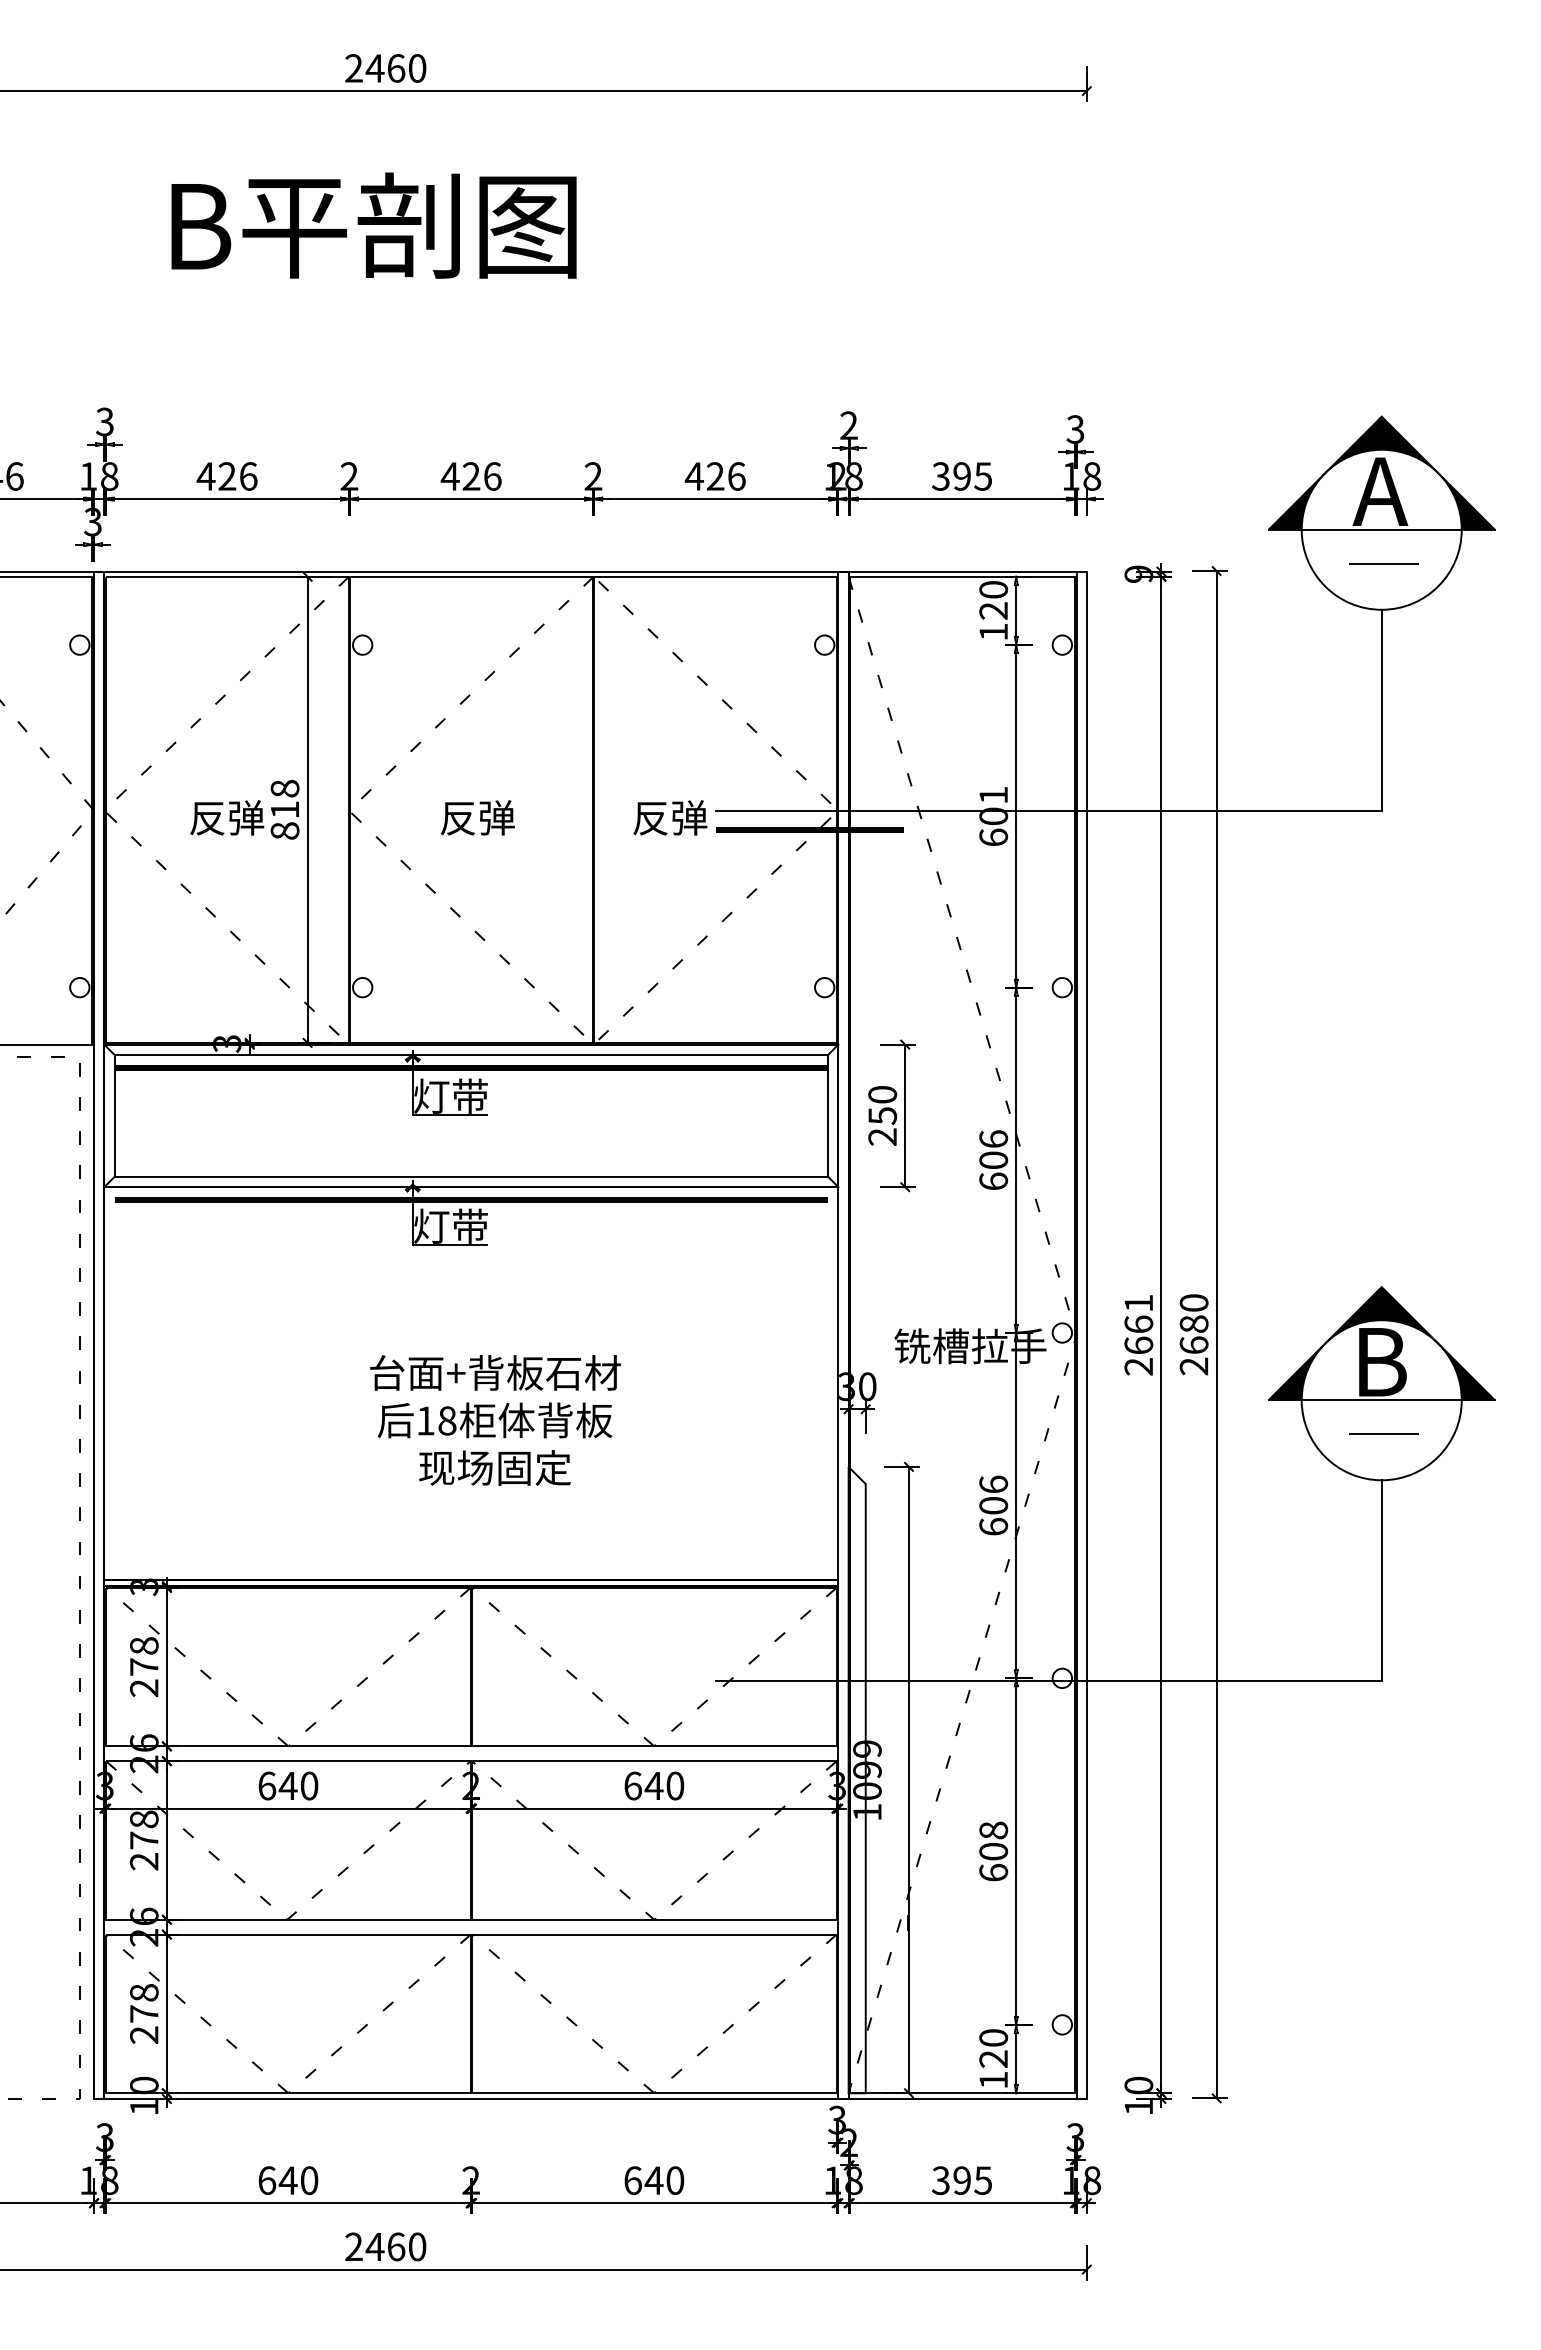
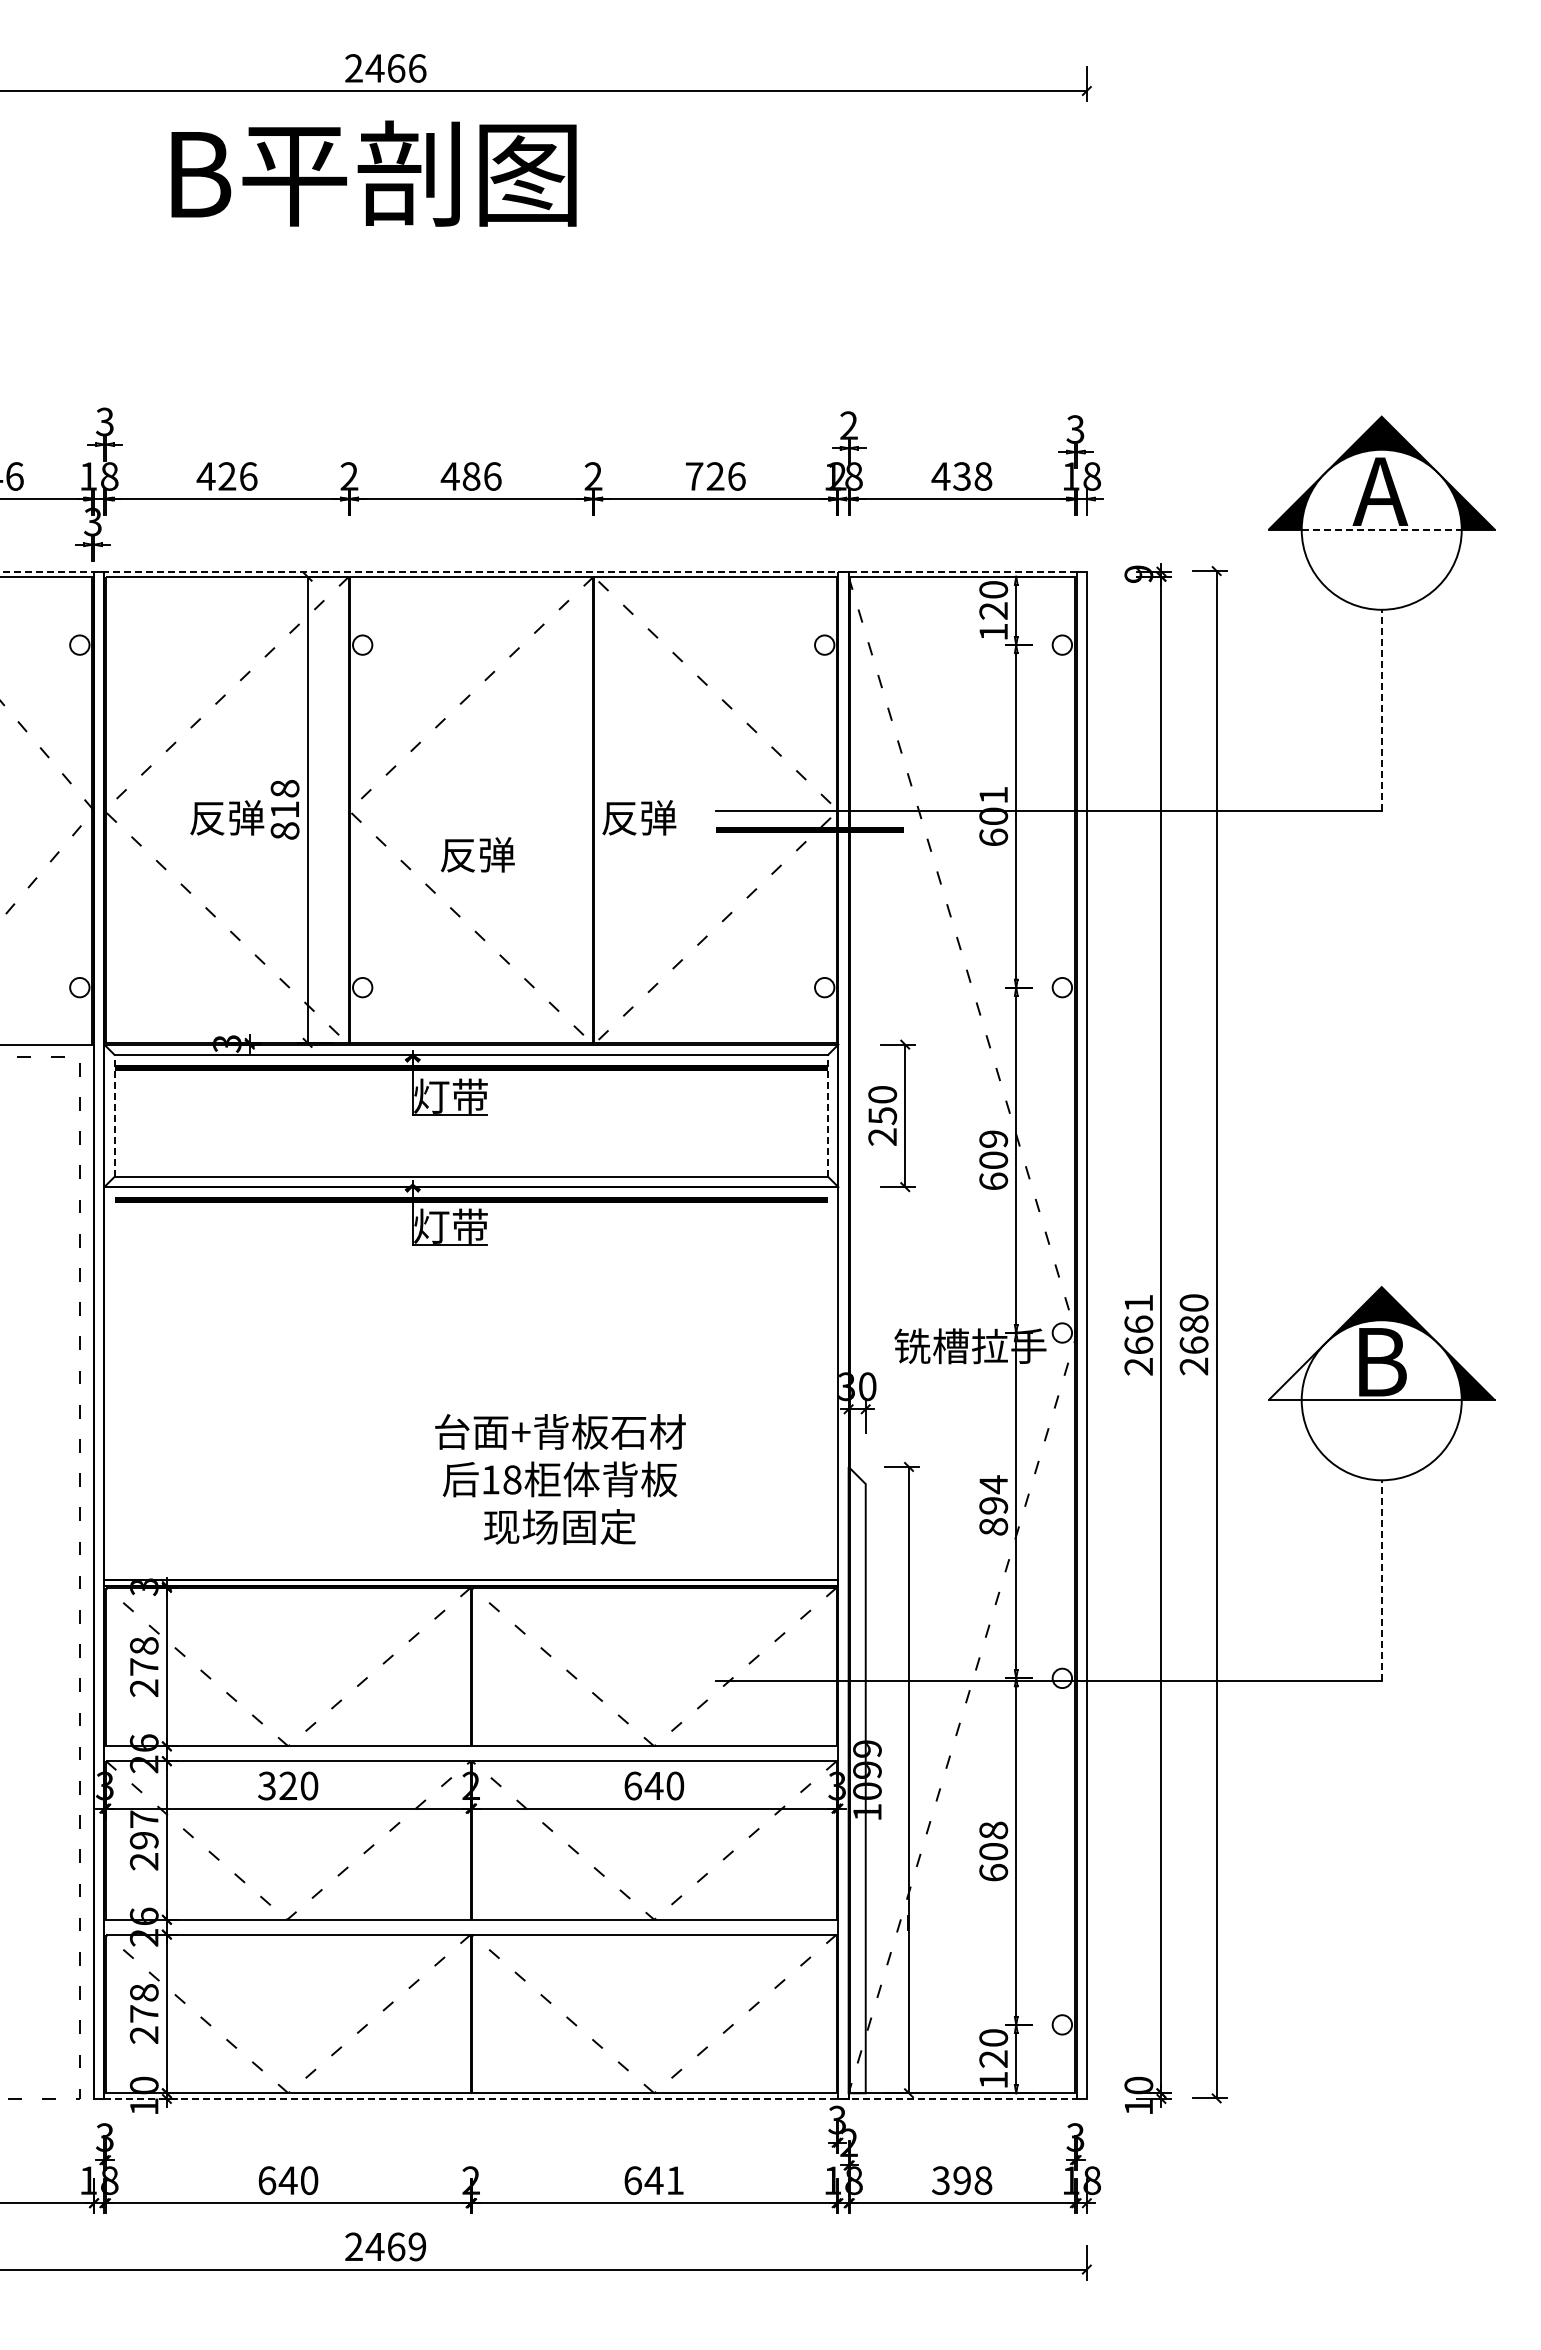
text: 2460 -> 2466 (417, 68)
text position: (373, 225) -> (373, 173) (373, 173)
text: 426 -> 486 (471, 476)
text: 426 -> 726 (693, 476)
text: 395 -> 438 (961, 476)
line: solid -> dashed (1382, 529)
line: present -> none (1383, 563)
line: solid -> dashed (538, 571)
line: solid -> dashed (1381, 709)
text position: (477, 817) -> (477, 854) (477, 854)
text position: (670, 817) -> (639, 817) (639, 817)
line: solid -> dashed (114, 1115)
line: solid -> dashed (828, 1115)
text: 606 -> 609 (993, 1138)
fill: present -> none (1296, 1371)
text position: (495, 1420) -> (560, 1479) (560, 1479)
line: present -> none (1383, 1433)
text: 606 -> 894 (993, 1505)
line: solid -> dashed (1381, 1580)
text: 640 -> 320 (277, 1785)
text: 278 -> 297 (143, 1829)
line: solid -> dashed (590, 2098)
text: 640 -> 641 (675, 2180)
text: 395 -> 398 (983, 2180)
text: 2460 -> 2469 (417, 2246)
